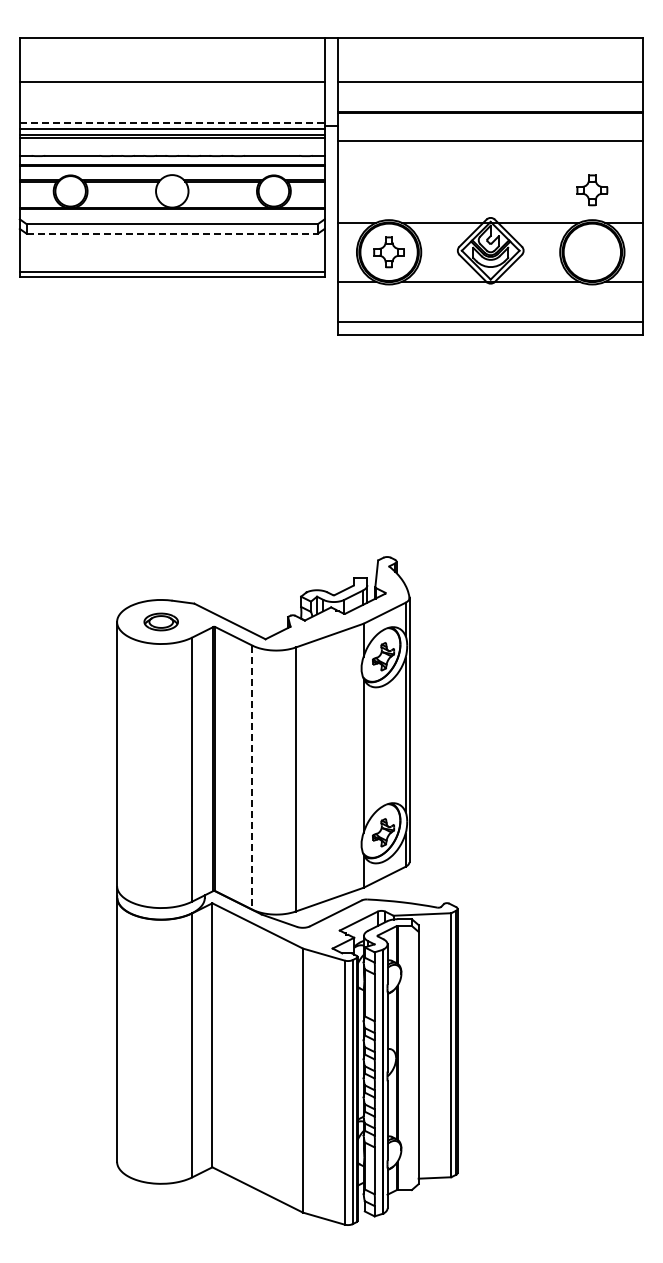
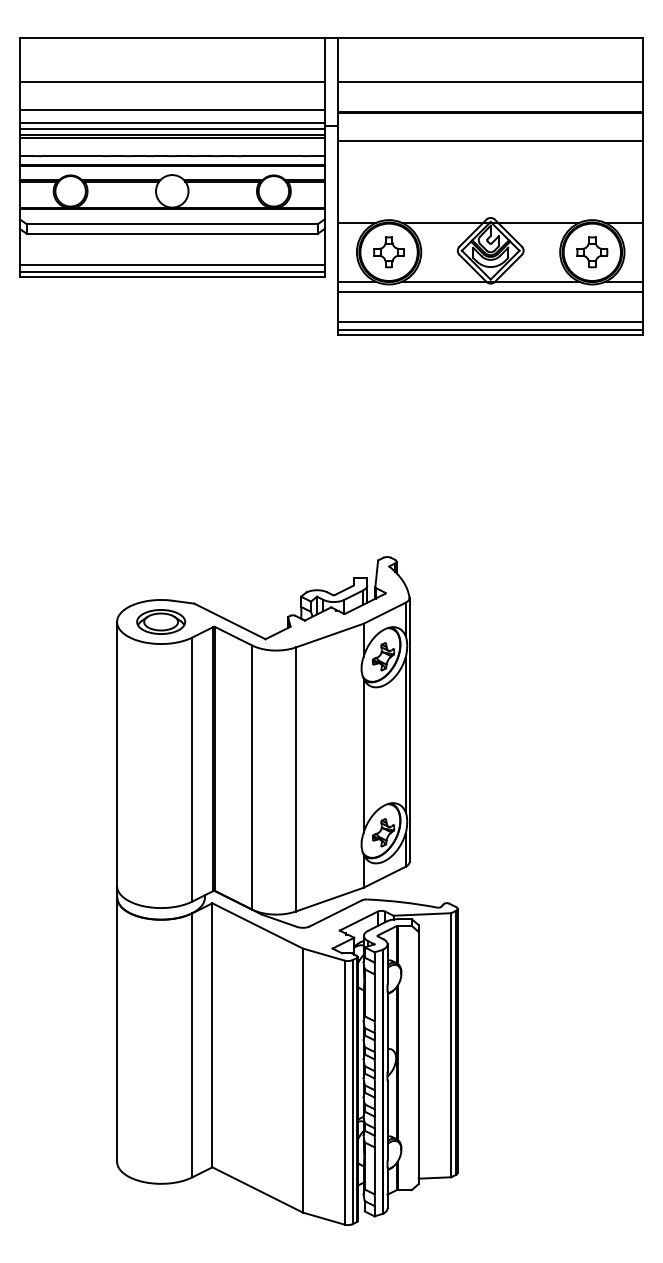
line: none -> present (171, 110)
line: dashed -> solid (172, 122)
part position: (592, 190) -> (592, 252) (592, 252)
line: dashed -> solid (172, 233)
line: none -> present (171, 265)
line: none -> present (490, 292)
line: none -> present (490, 329)
part size: 36x20 px -> 51x26 px (161, 621)
line: dashed -> solid (252, 778)
